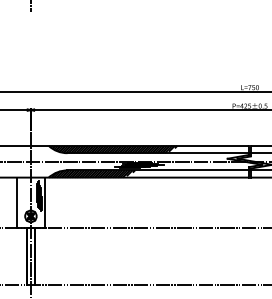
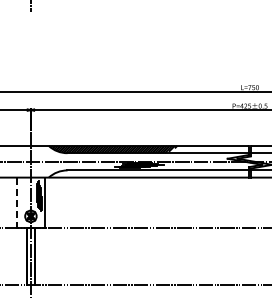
hatch: present -> none (92, 173)
line: solid -> dashed (16, 203)
